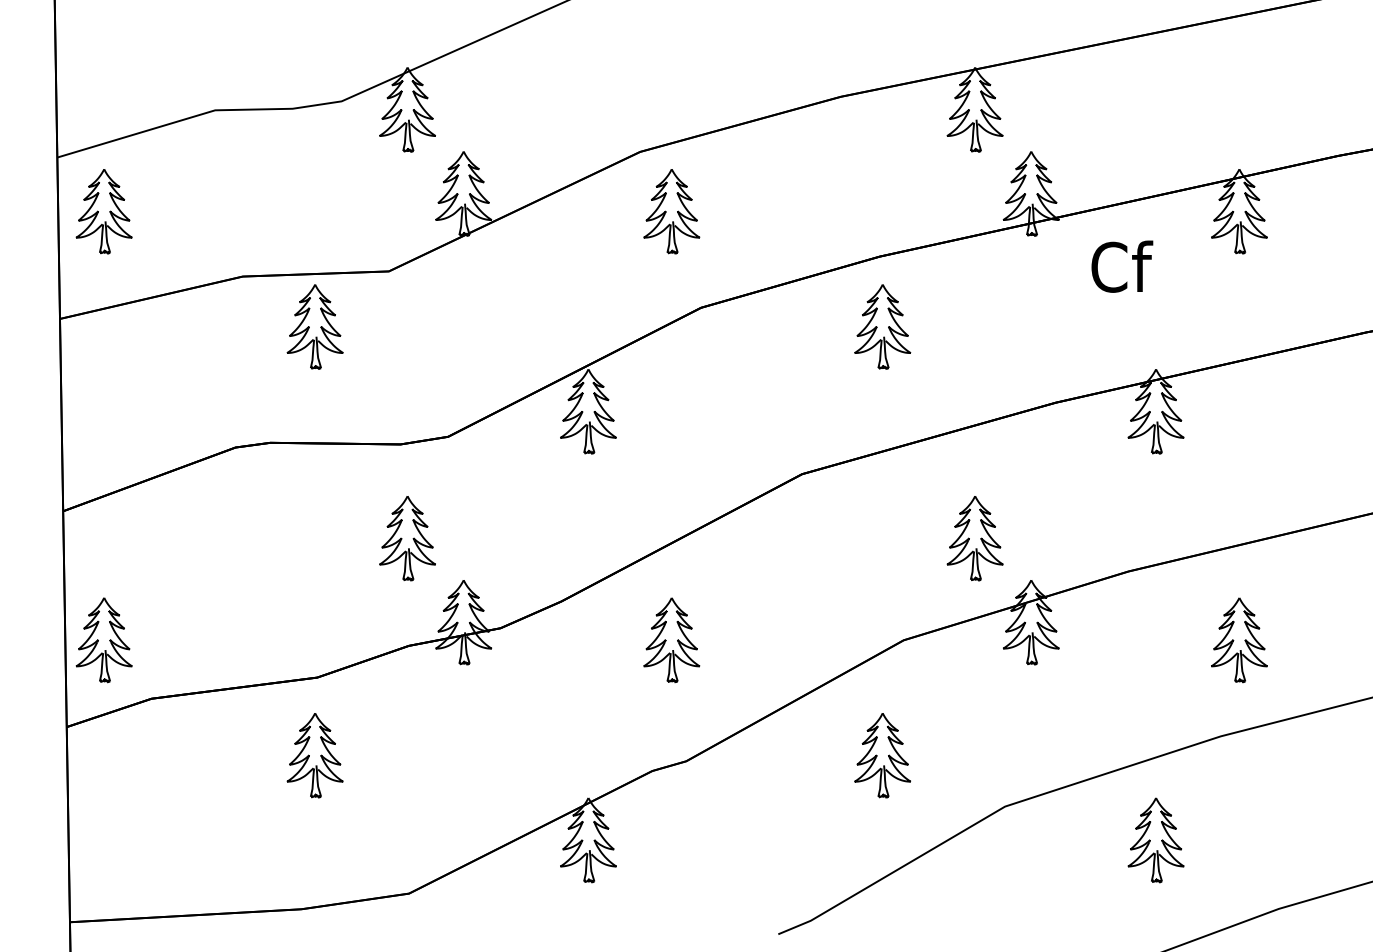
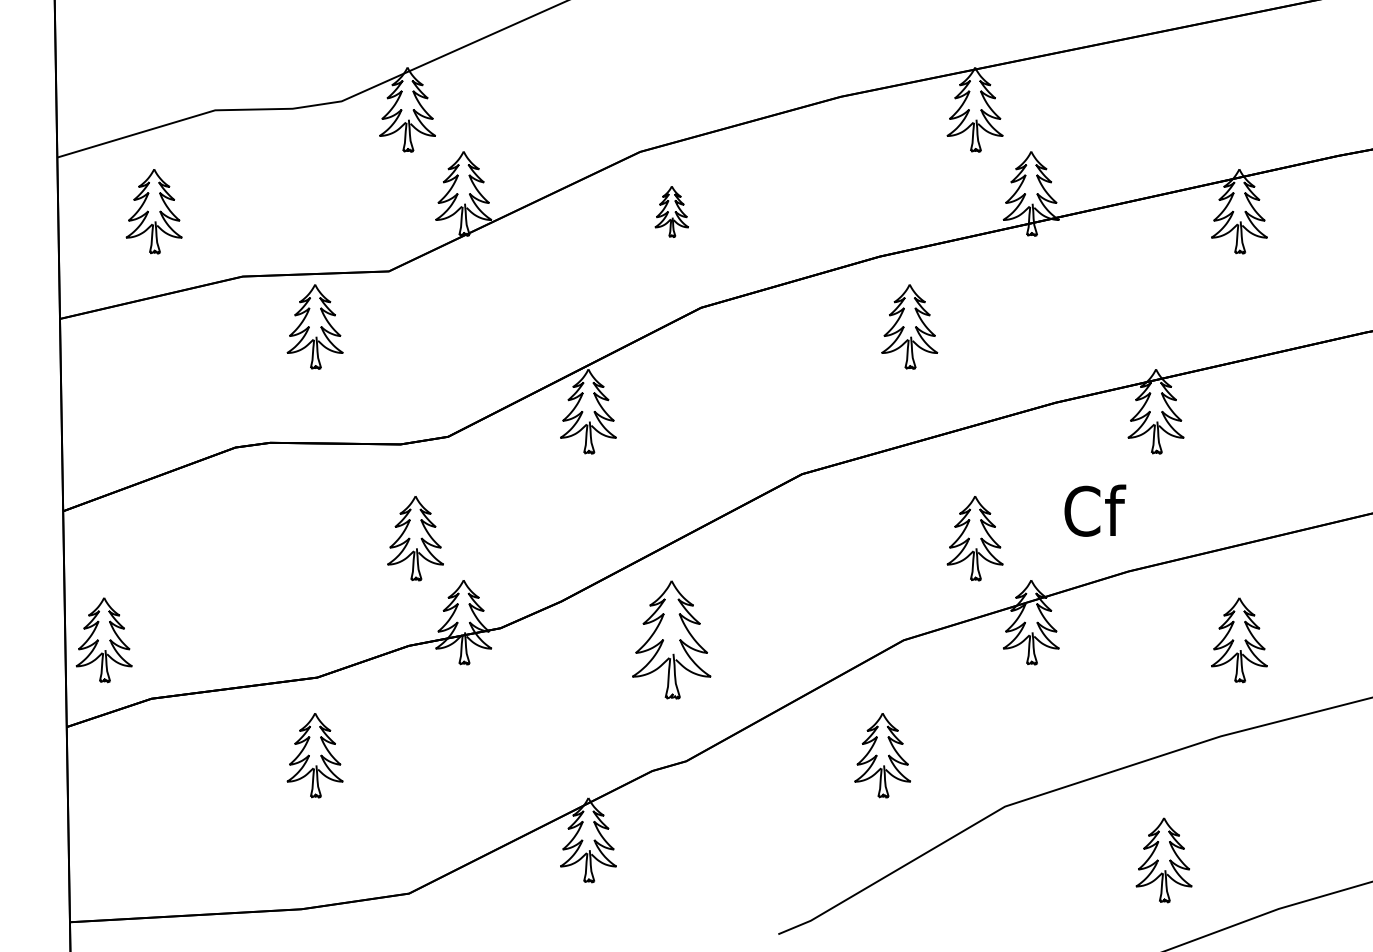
part position: (103, 211) -> (153, 211) (153, 211)
part size: 58x86 px -> 35x52 px (671, 211)
text position: (1122, 266) -> (1095, 510) (1095, 510)
part position: (882, 326) -> (909, 326) (909, 326)
part position: (407, 538) -> (415, 538) (415, 538)
part size: 58x87 px -> 80x120 px (671, 639)
part position: (1155, 840) -> (1163, 860) (1163, 860)
